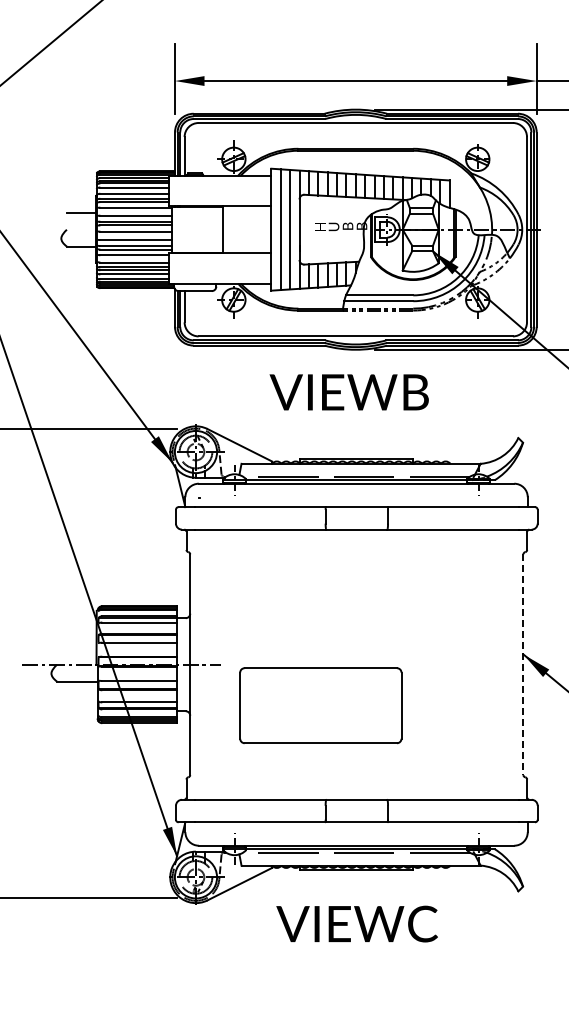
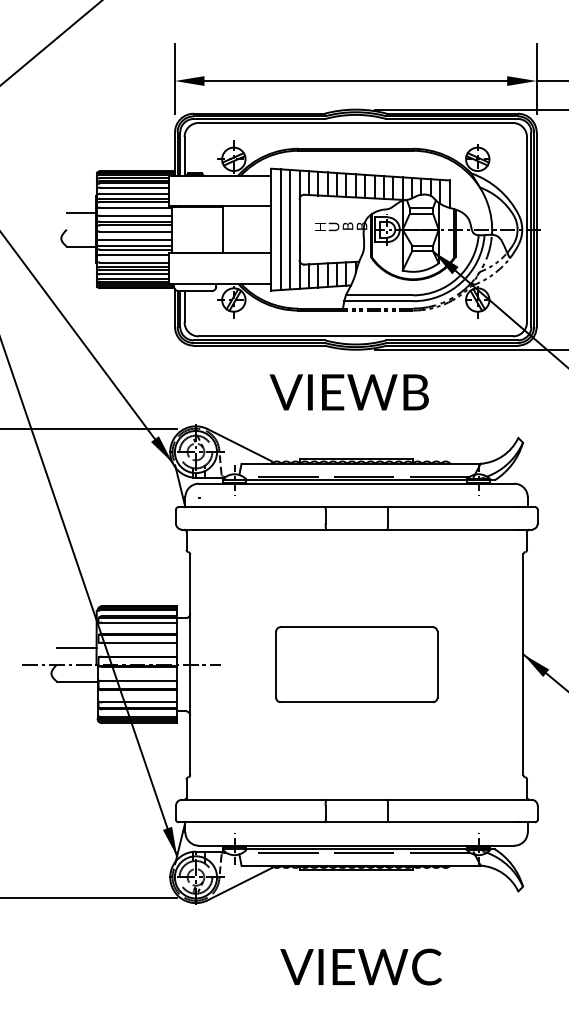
line: none -> present (76, 647)
line: dashed -> solid (523, 665)
part position: (320, 705) -> (356, 664) (356, 664)
text position: (356, 923) -> (360, 966) (360, 966)
